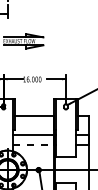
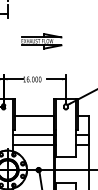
part position: (23, 41) -> (41, 41) (41, 41)
line: dashed -> solid (34, 144)
